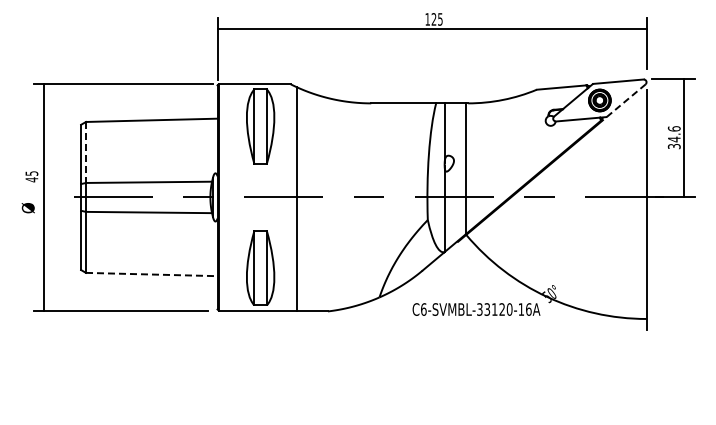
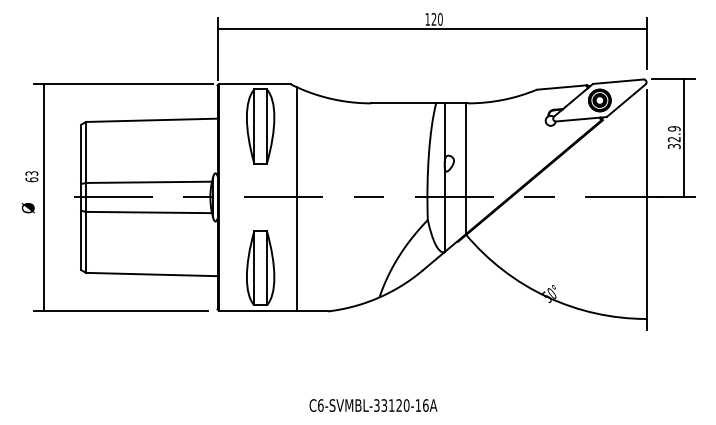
text: 125 -> 120 (440, 19)
line: dashed -> solid (626, 100)
text: 34.6 -> 32.9 (673, 134)
line: dashed -> solid (86, 152)
text: 45 -> 63 (31, 176)
line: dashed -> solid (151, 274)
text position: (476, 309) -> (373, 405) (373, 405)
